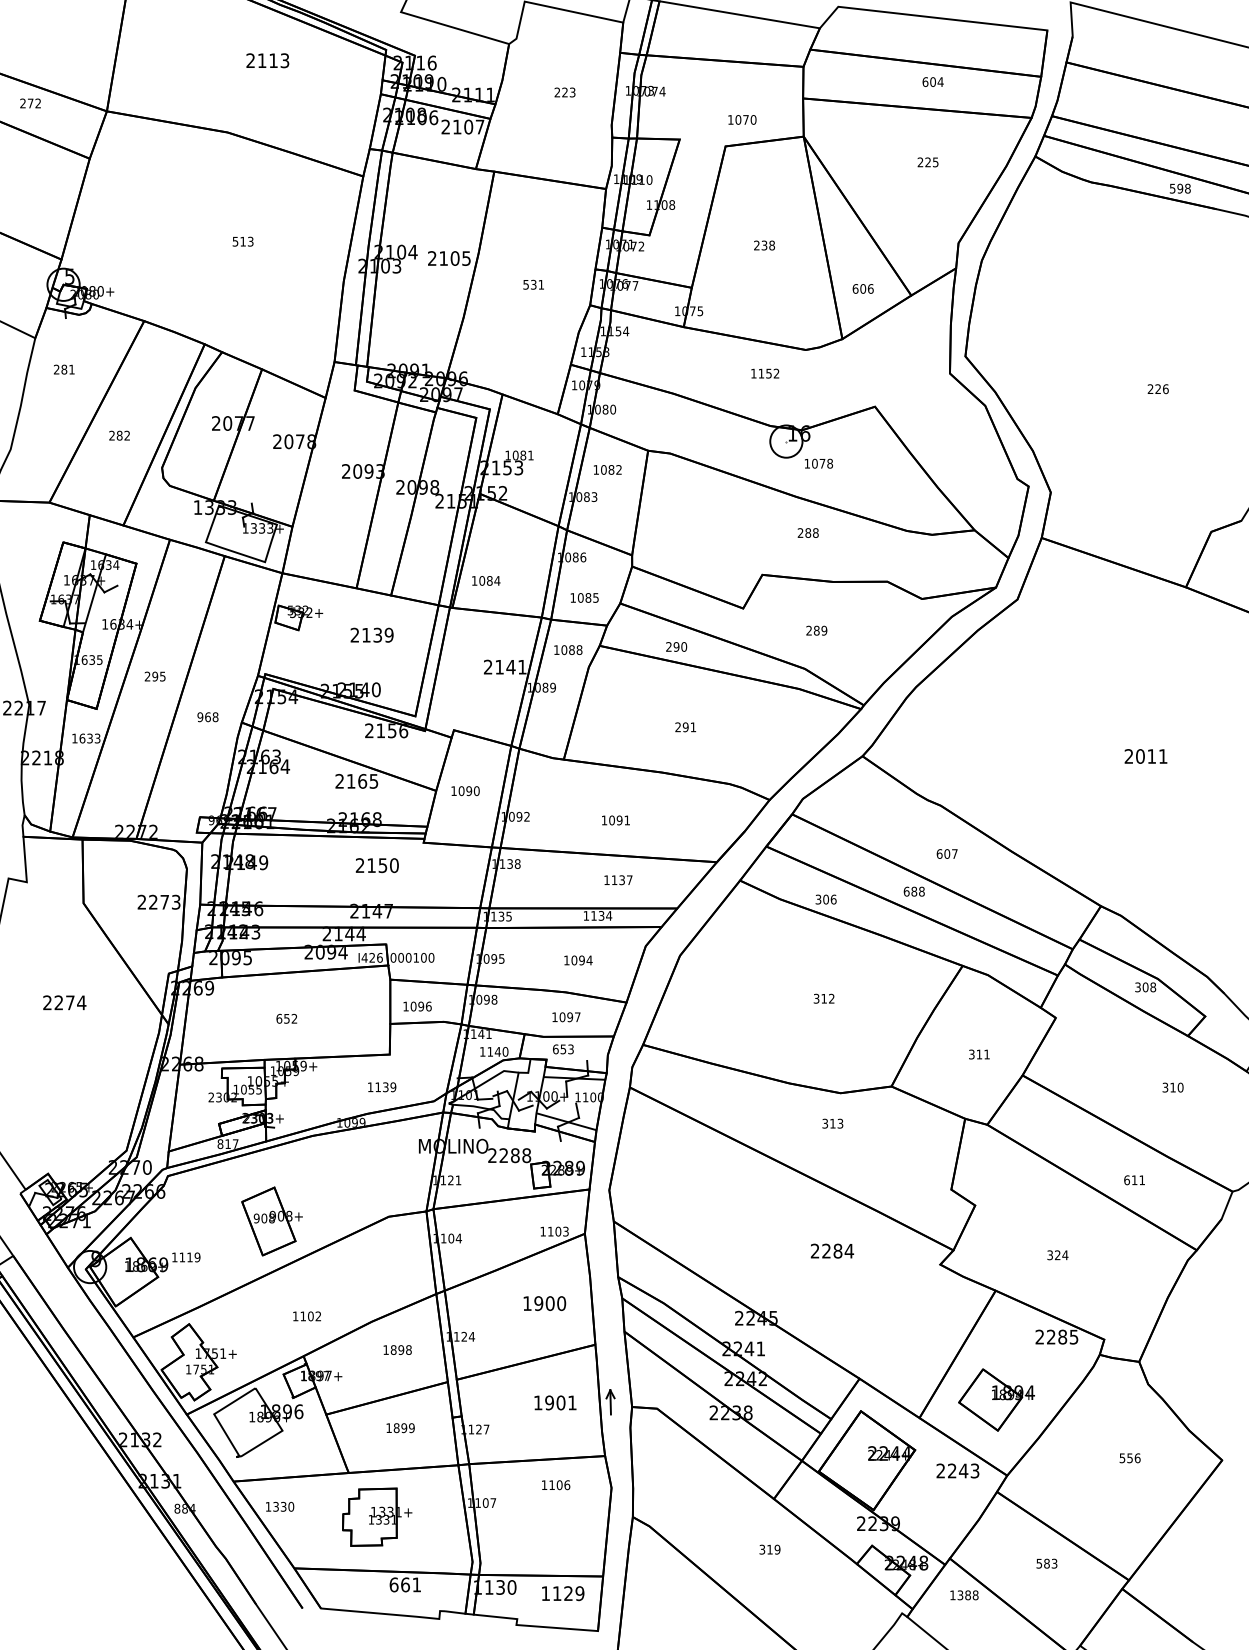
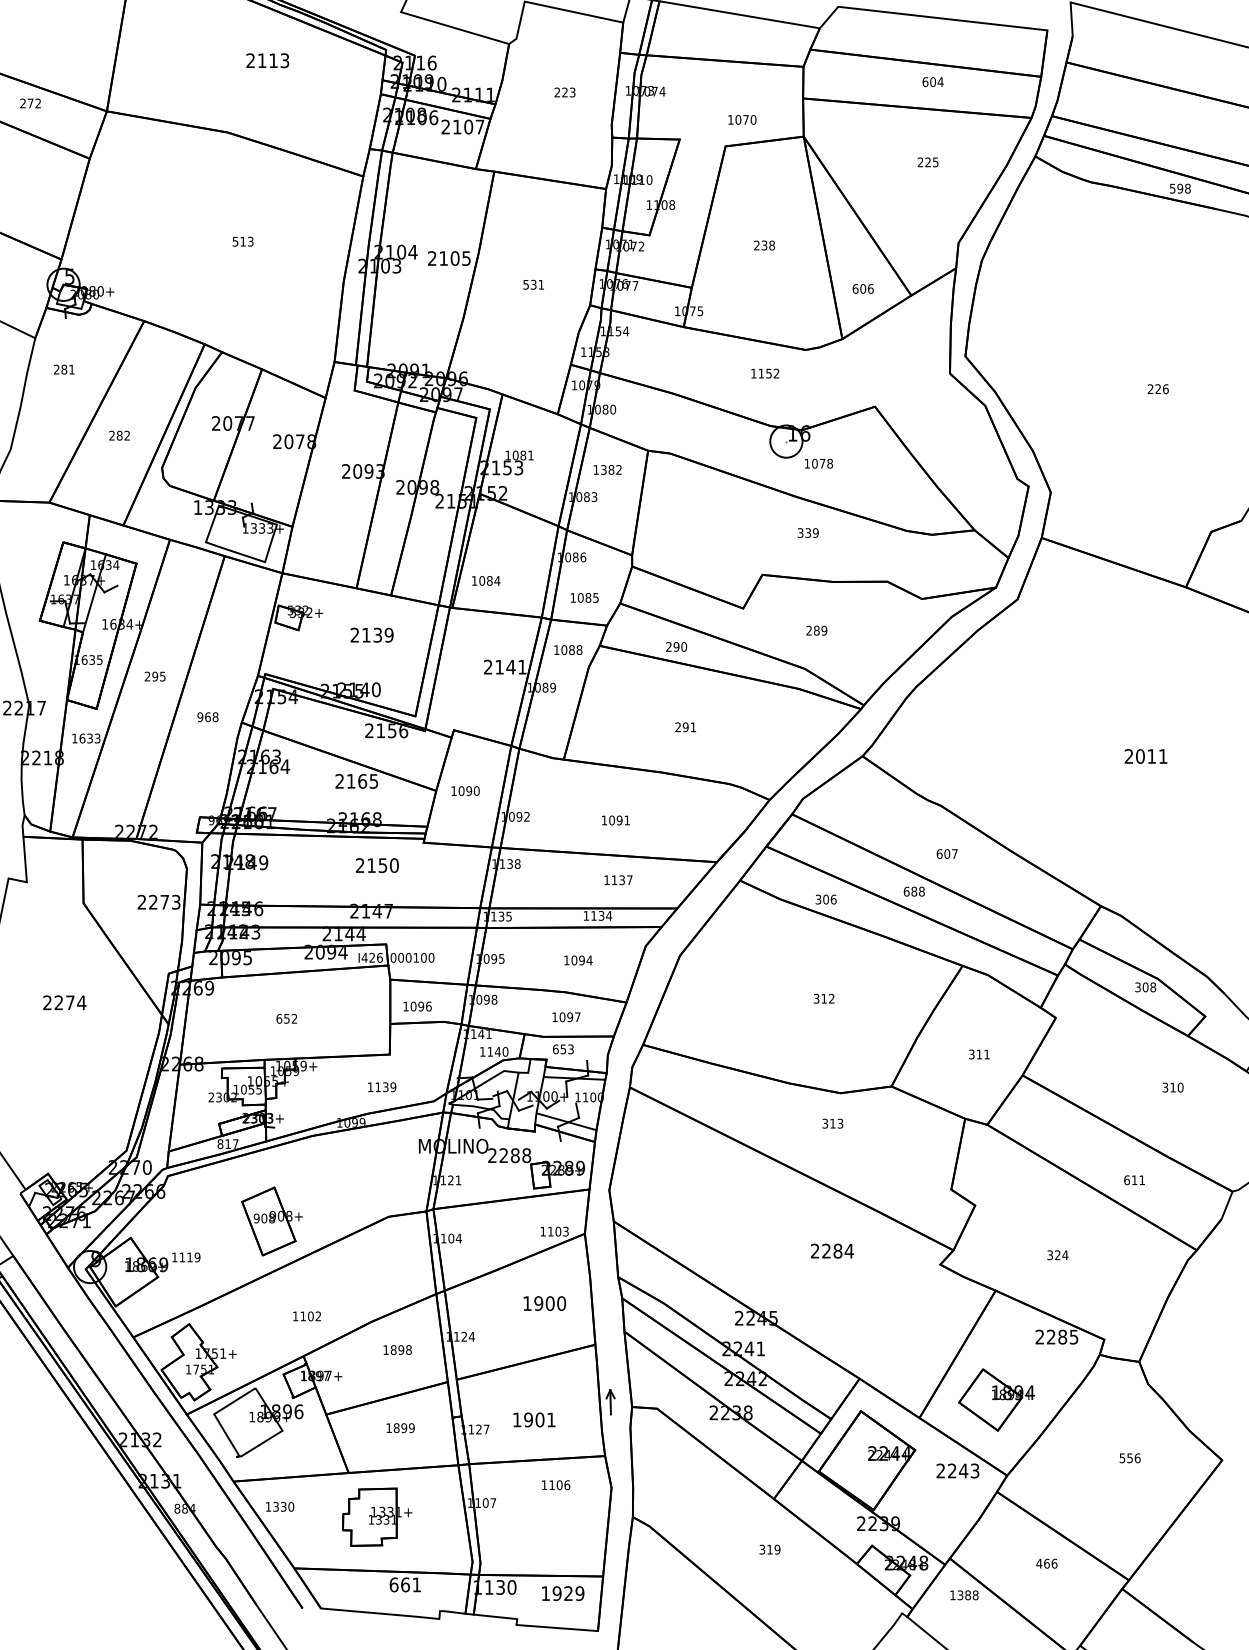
text: 1082 -> 1382 (603, 469)
text: 288 -> 339 (807, 532)
text position: (555, 1402) -> (534, 1419) (534, 1419)
text: 583 -> 466 (1046, 1563)
text: 1129 -> 1929 (556, 1593)
